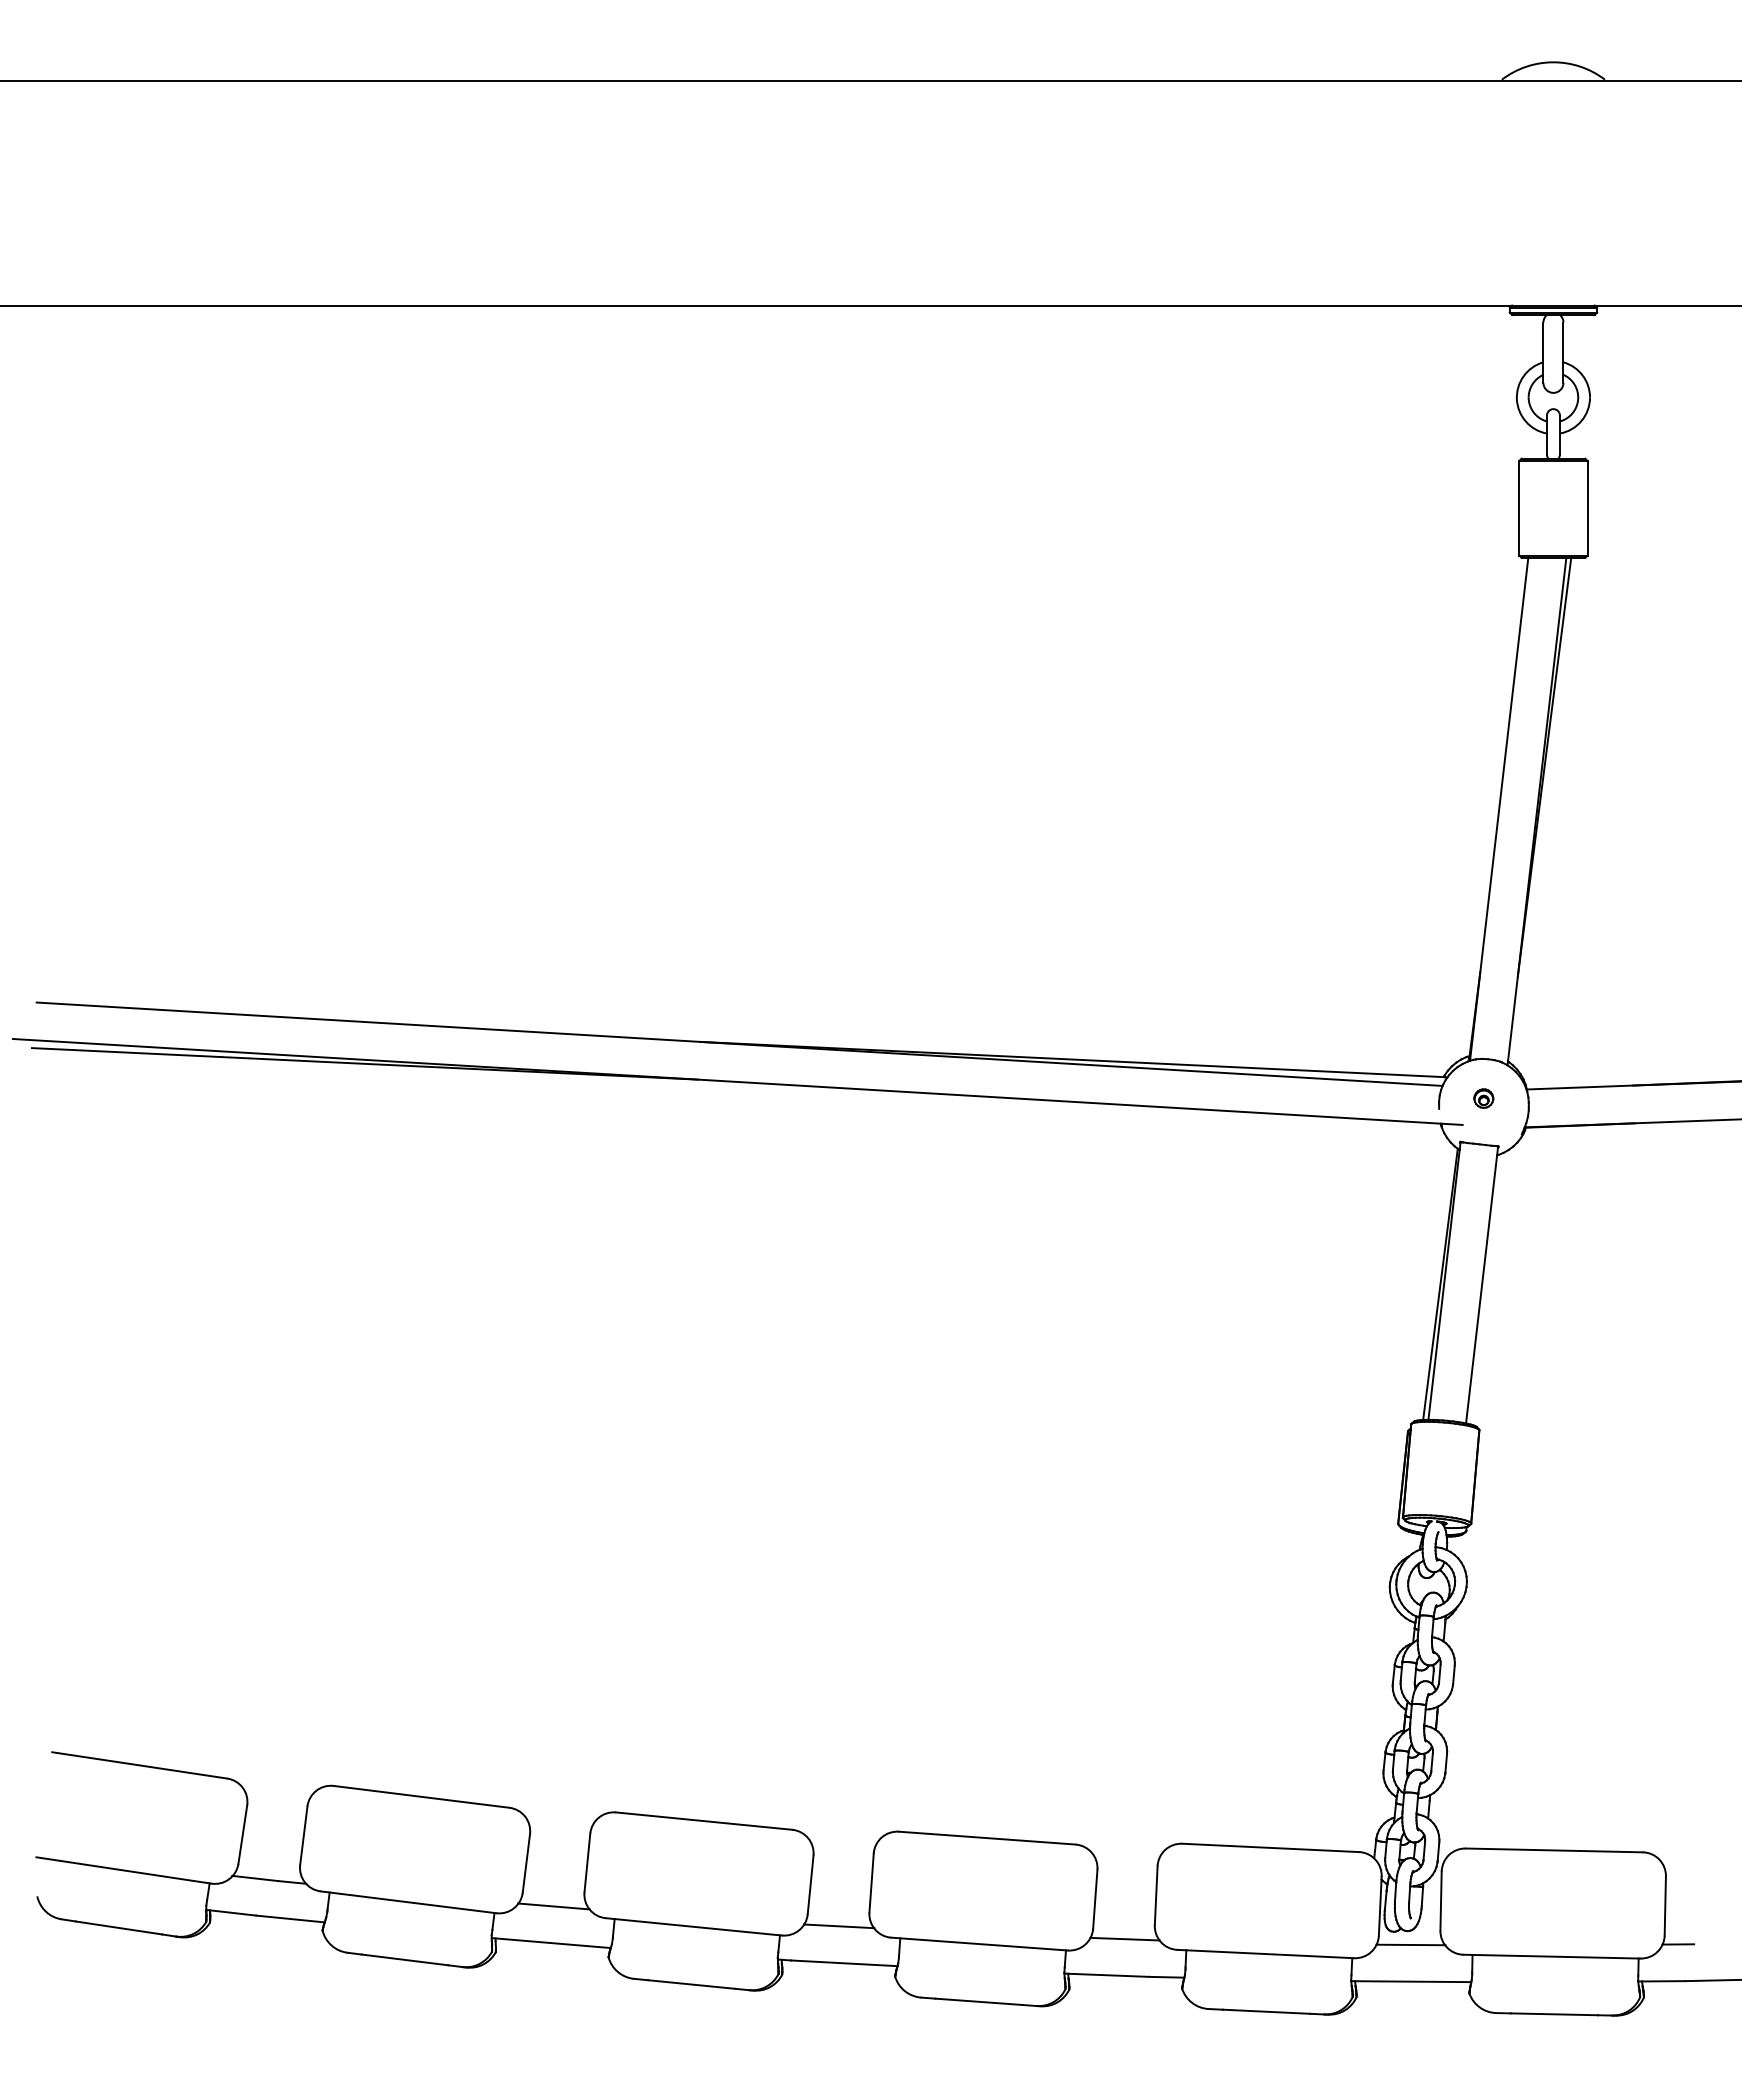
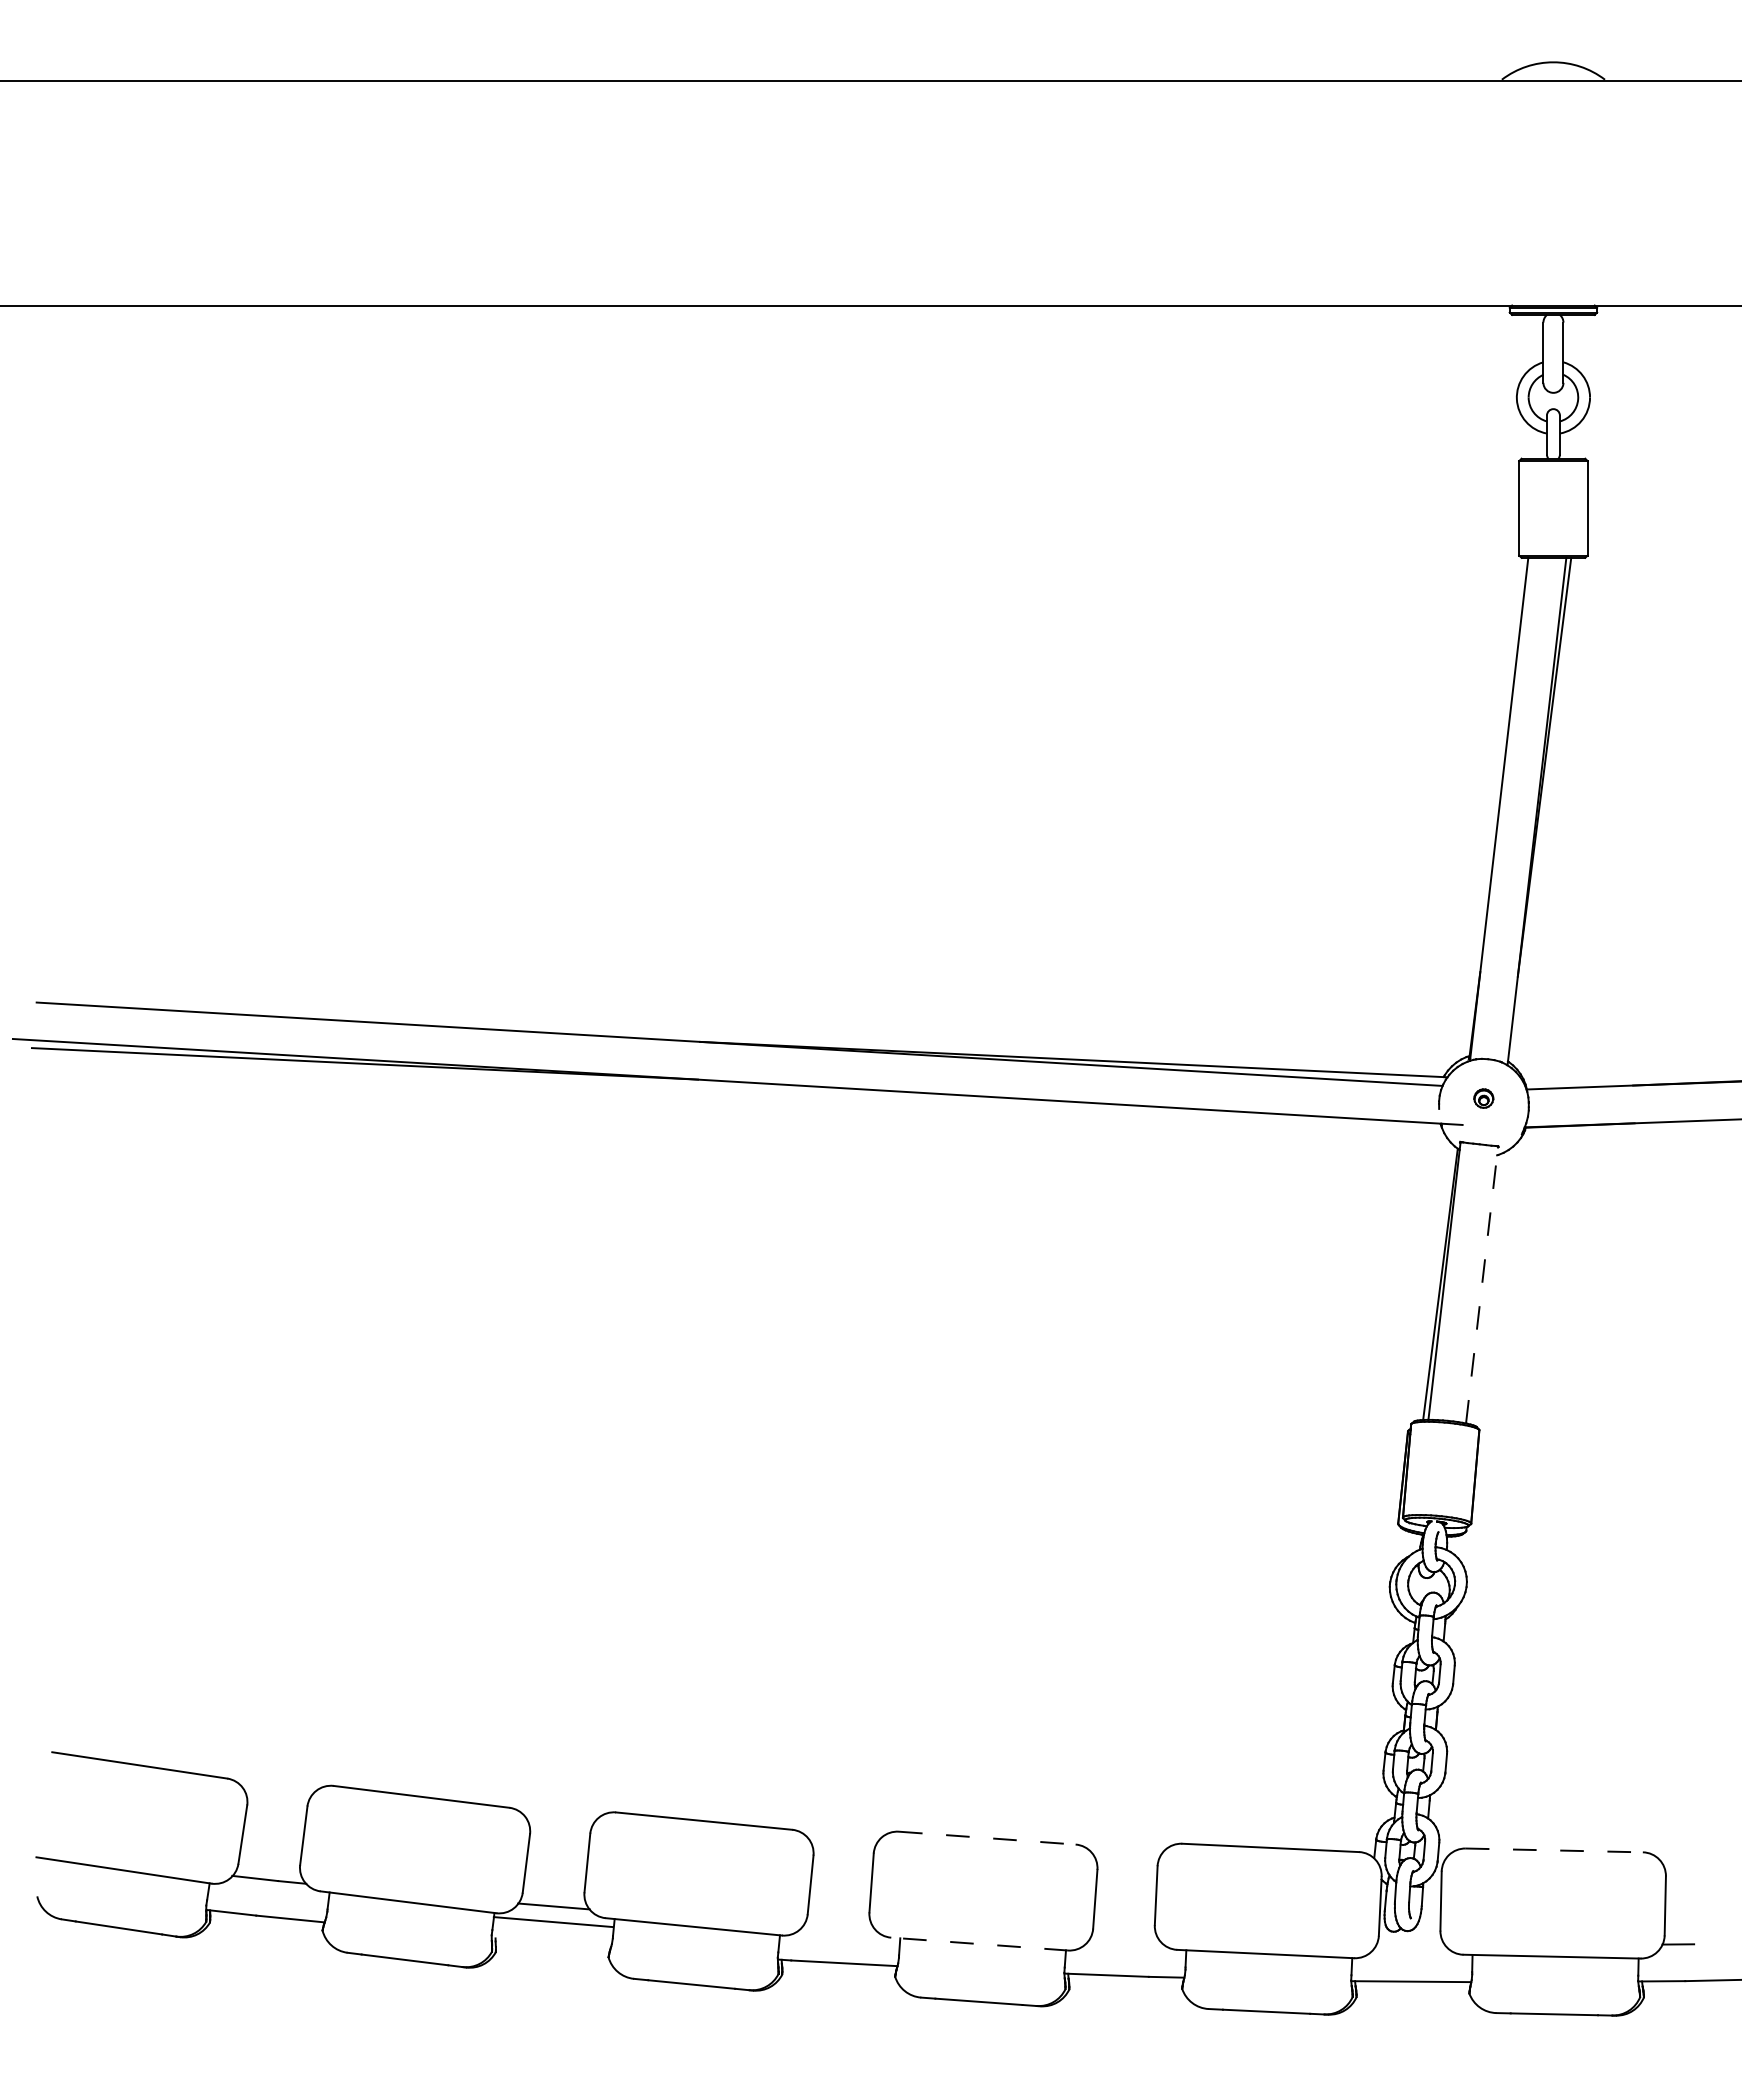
line: solid -> dashed (1482, 1284)
line: solid -> dashed (987, 1838)
line: solid -> dashed (1554, 1850)
line: present -> none (839, 1926)
line: present -> none (1124, 1938)
line position: (550, 1943) -> (552, 1922) (552, 1922)
line: solid -> dashed (979, 1944)
line: present -> none (1410, 1944)
